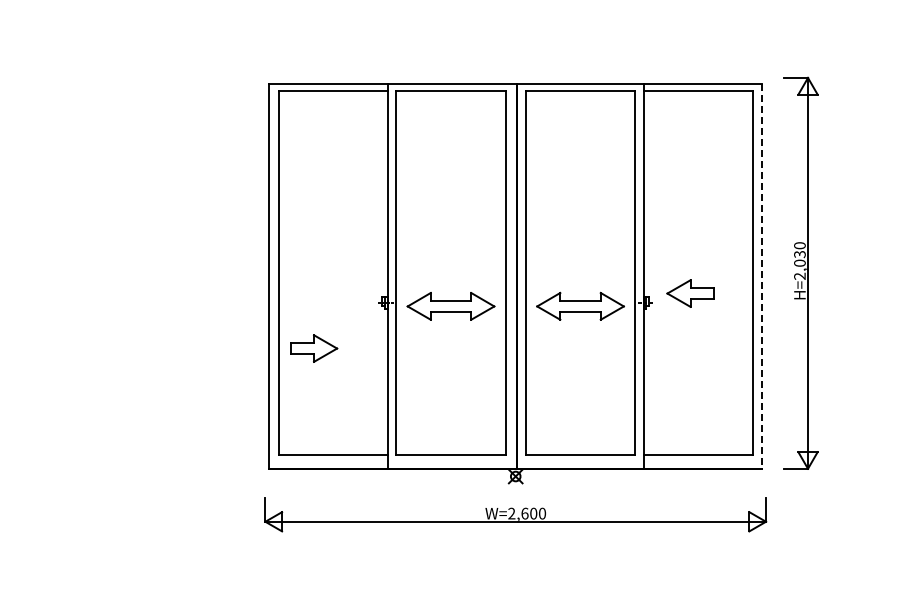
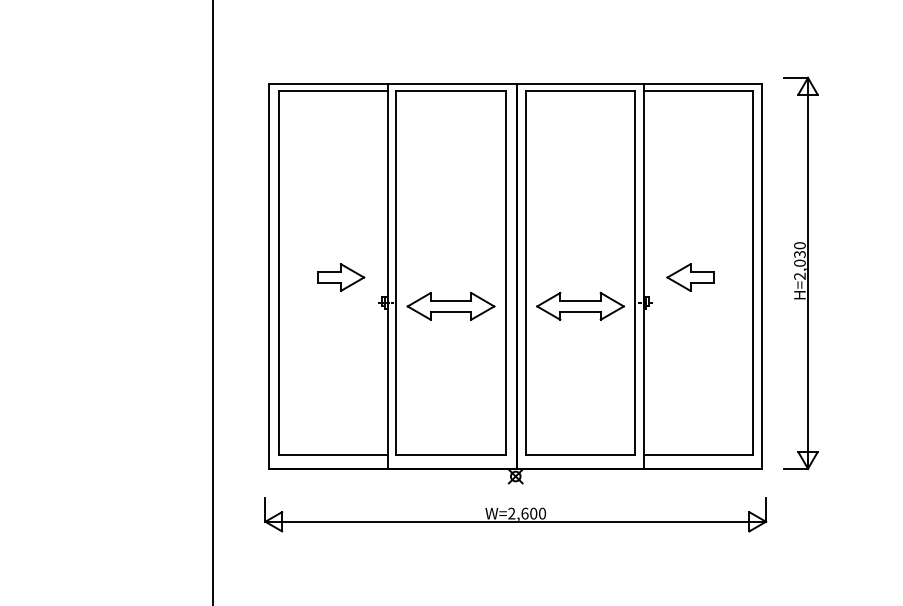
line: dashed -> solid (762, 276)
part position: (690, 293) -> (690, 277) (690, 277)
line: none -> present (213, 302)
part position: (314, 348) -> (341, 277) (341, 277)
